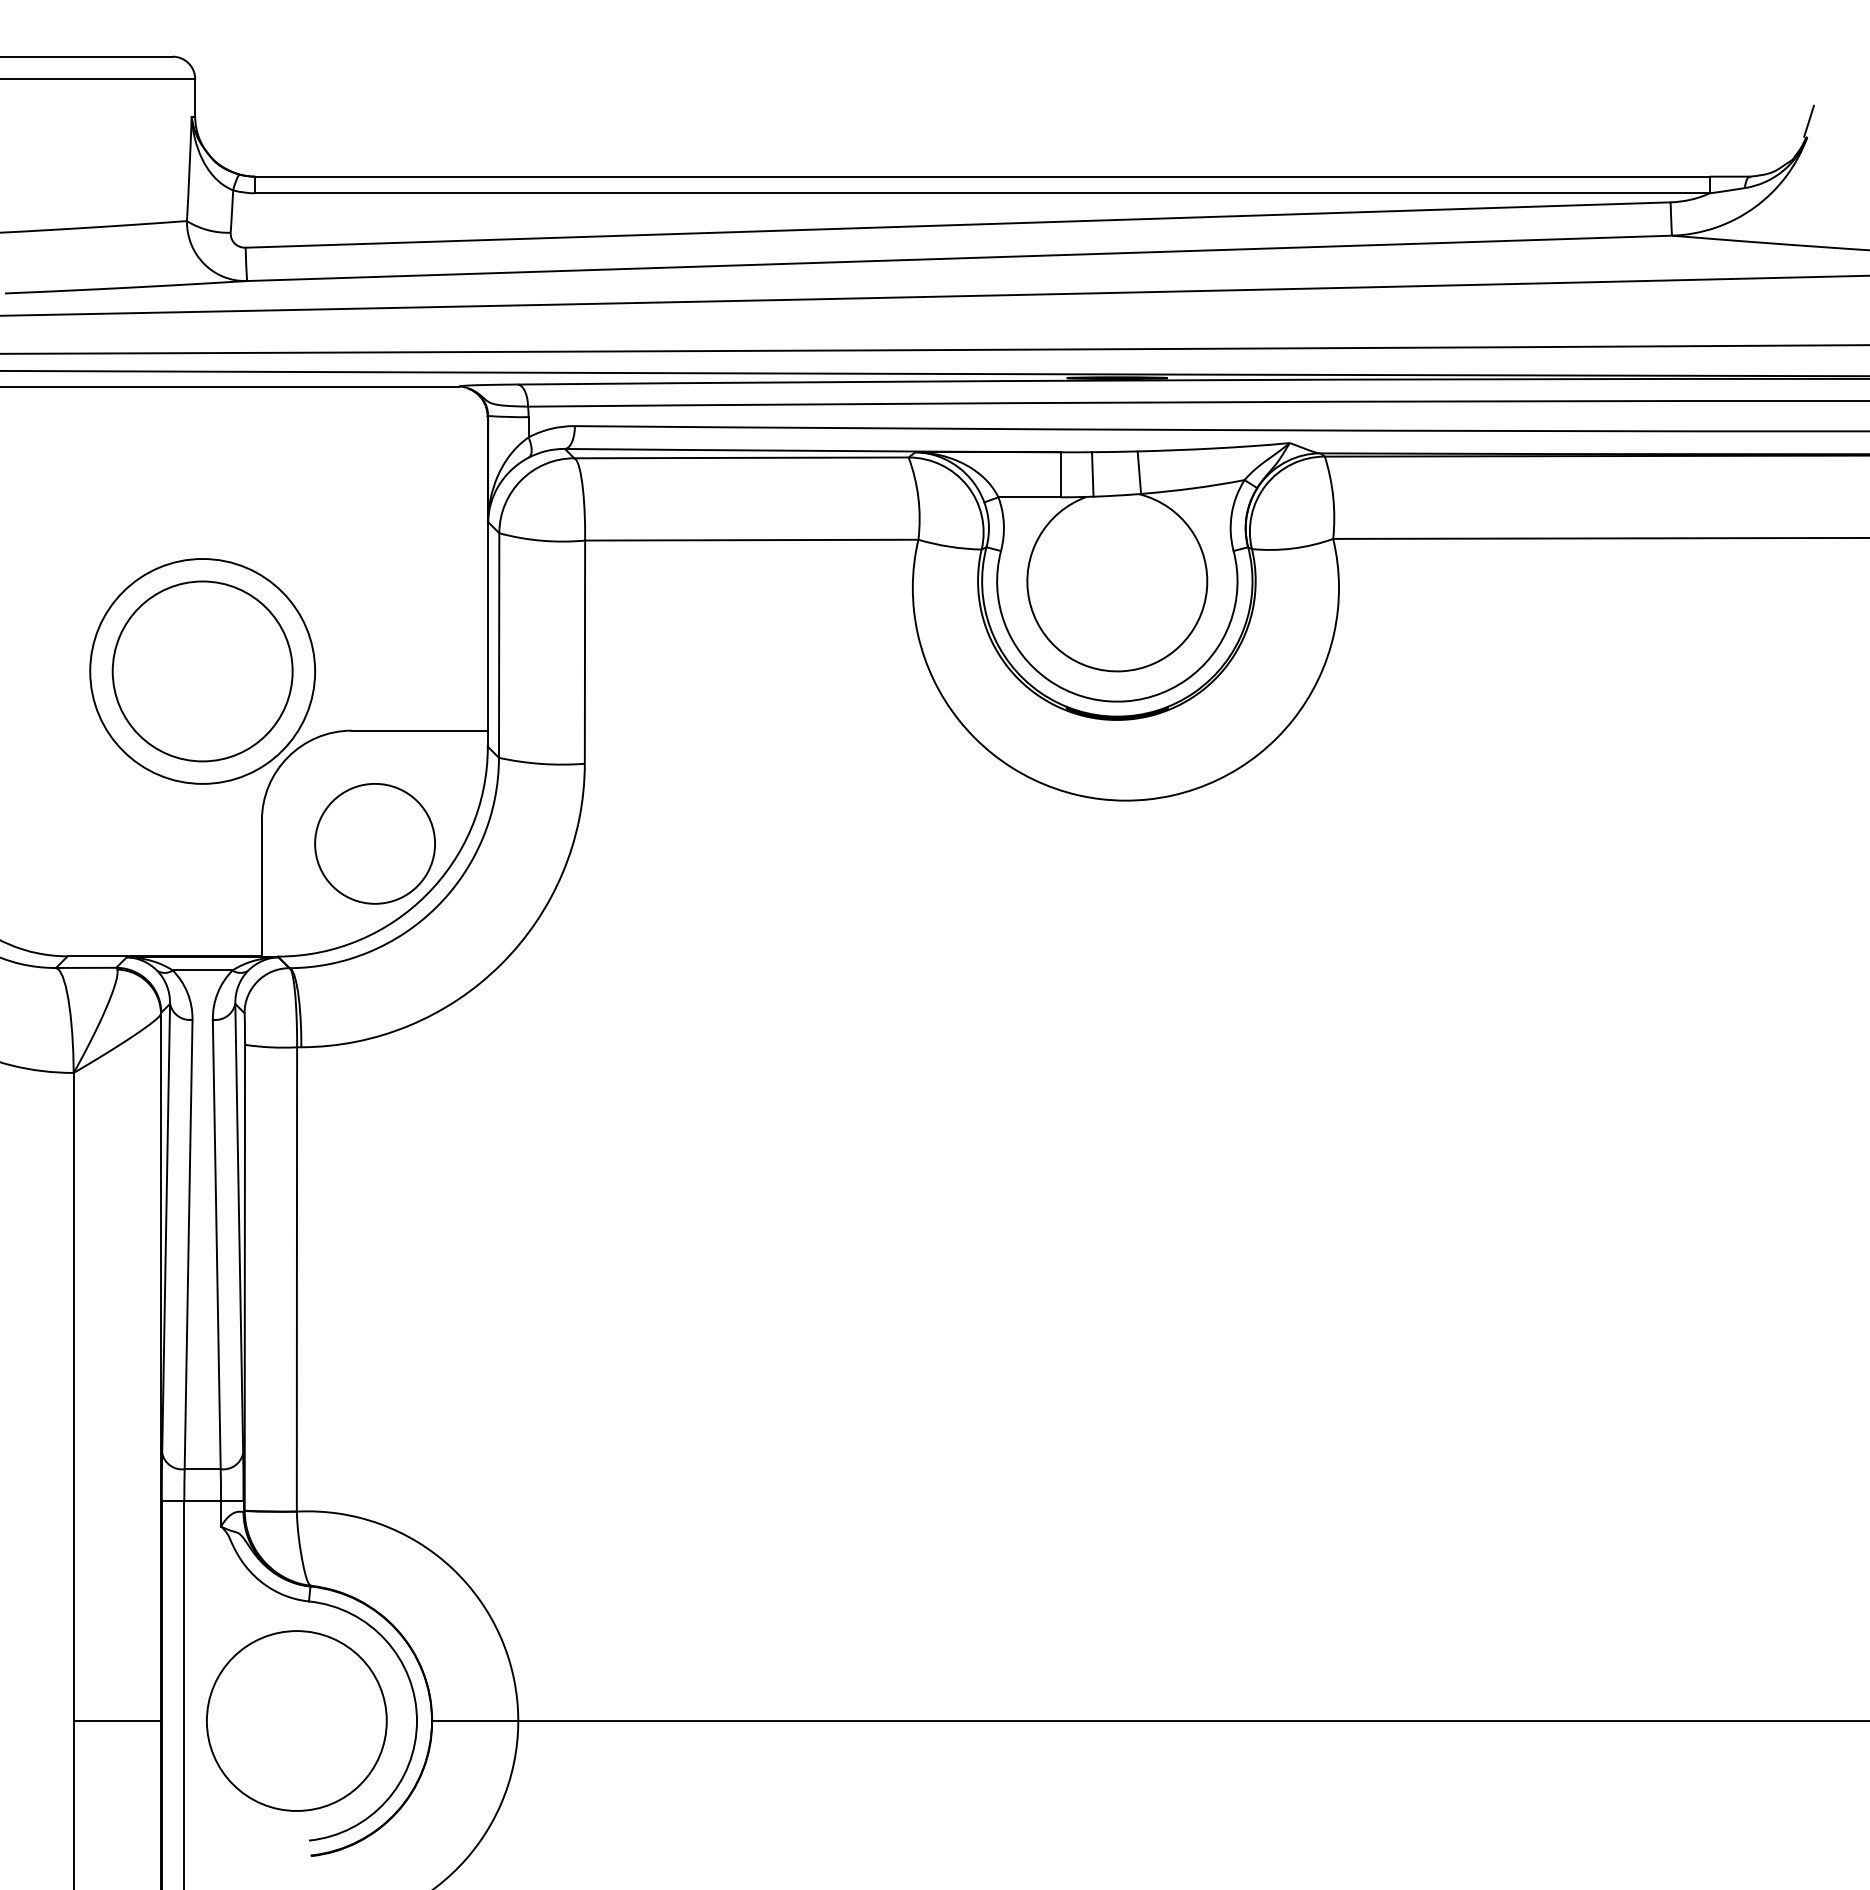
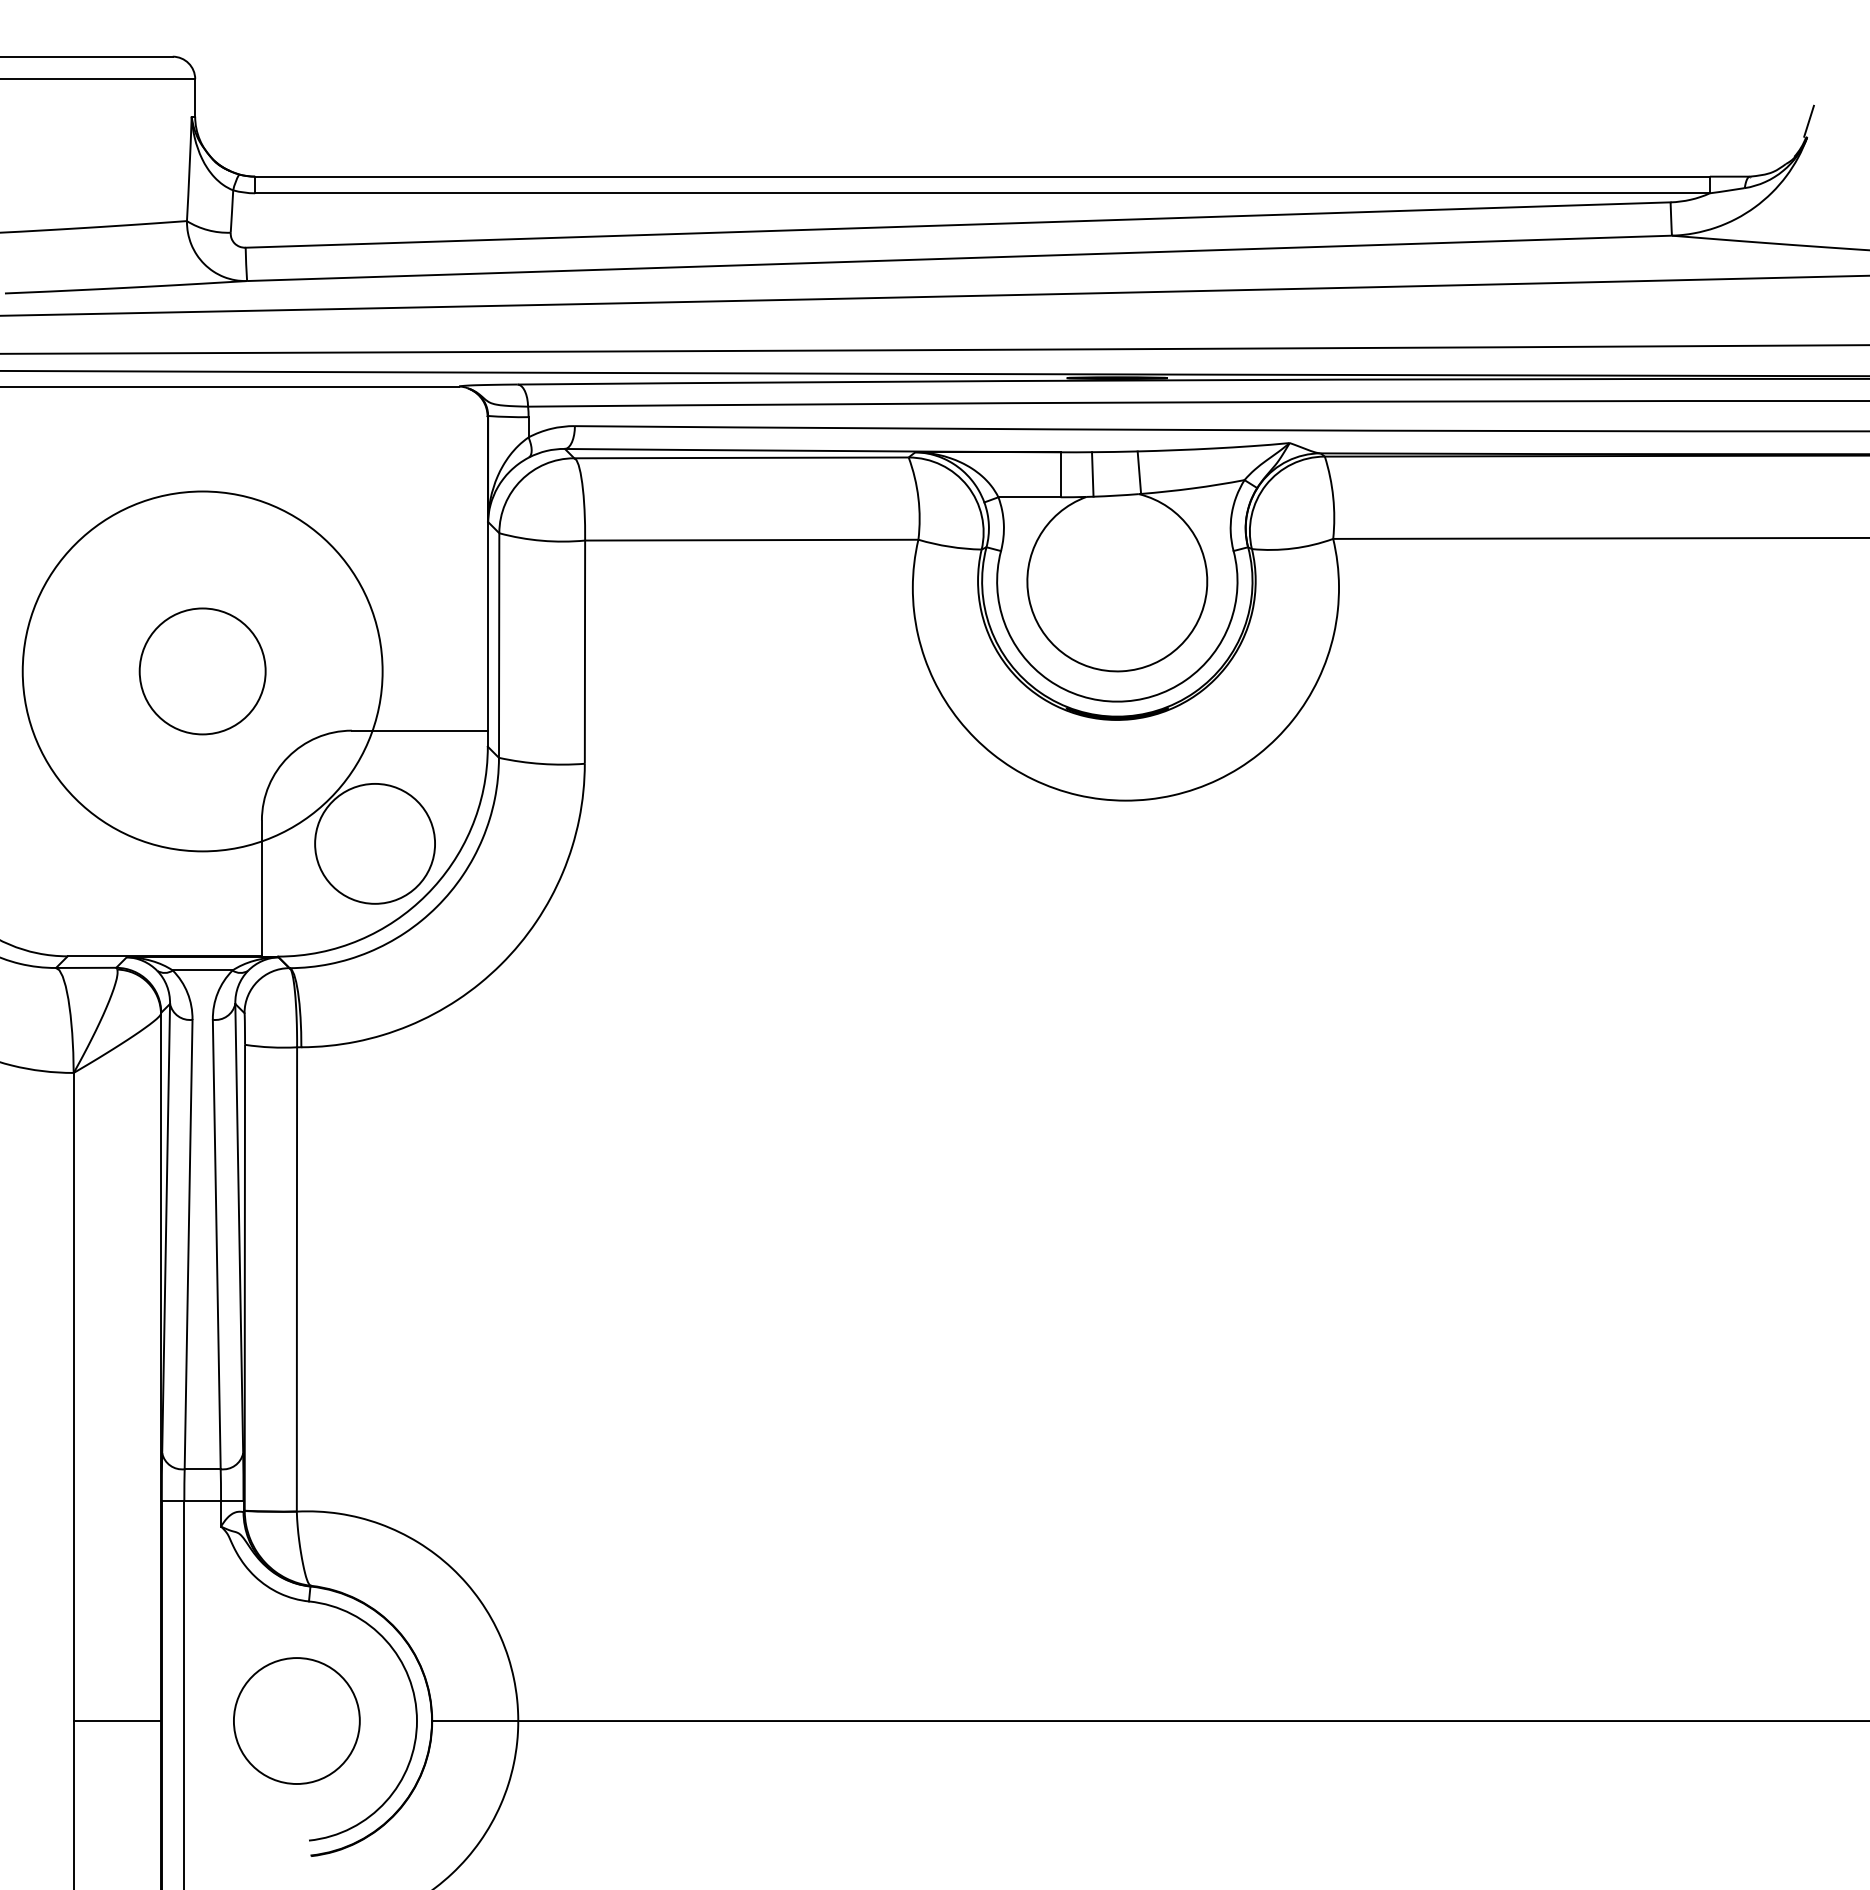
circle diameter: 225 px -> 360 px (202, 671)
circle diameter: 180 px -> 126 px (202, 671)
circle size: 182x182 px -> 128x128 px (296, 1720)
